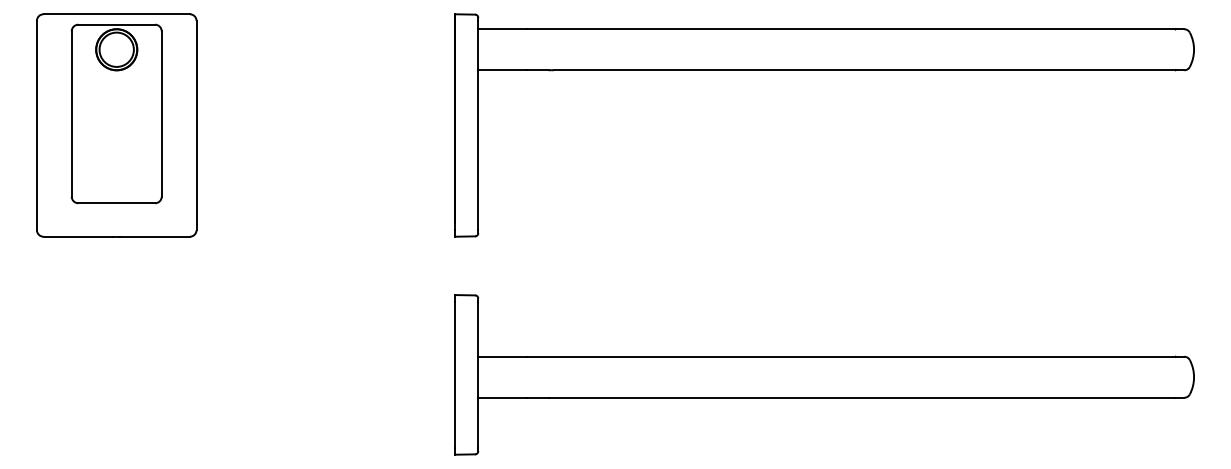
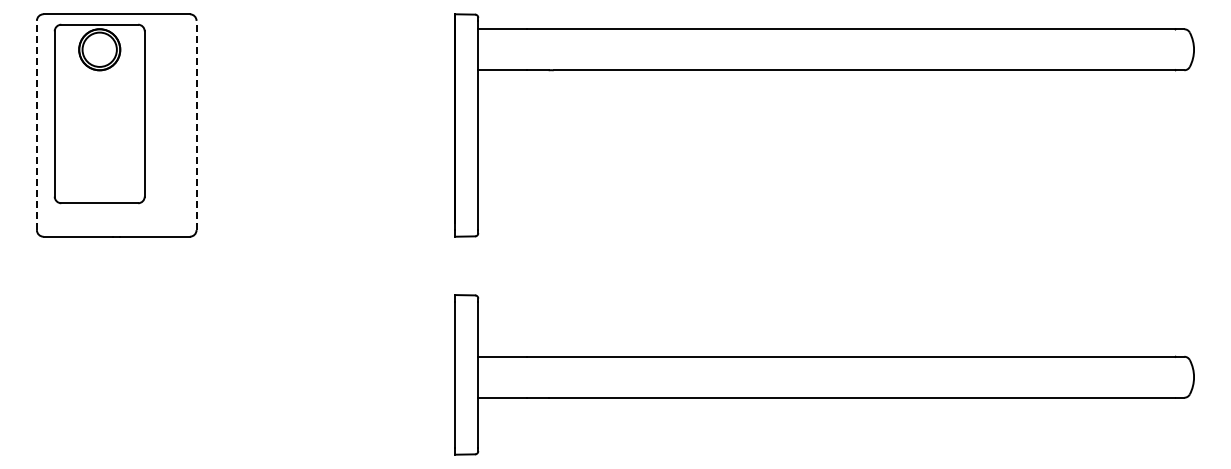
part position: (116, 113) -> (99, 113) (99, 113)
line: solid -> dashed (36, 125)
line: solid -> dashed (196, 125)
